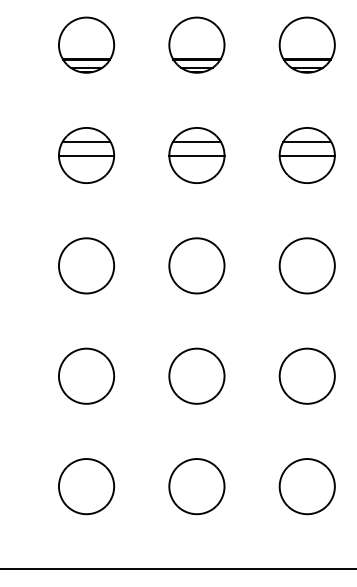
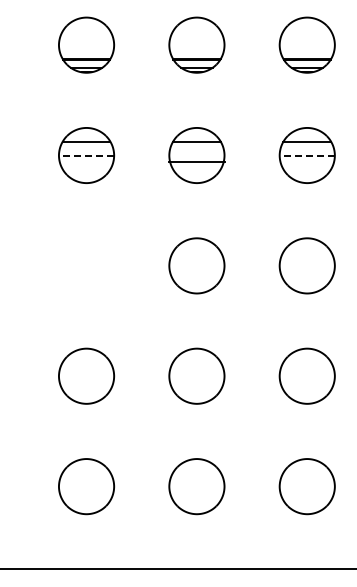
line: solid -> dashed (86, 155)
line position: (196, 155) -> (196, 161) (196, 161)
line: solid -> dashed (307, 155)
part: present -> none (86, 265)
